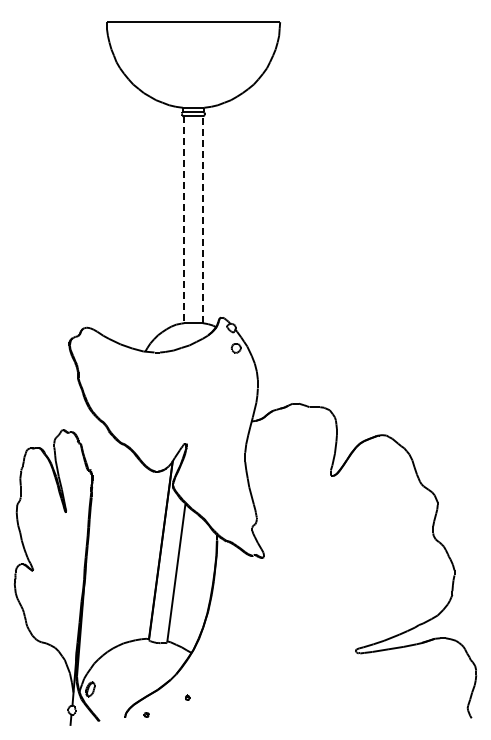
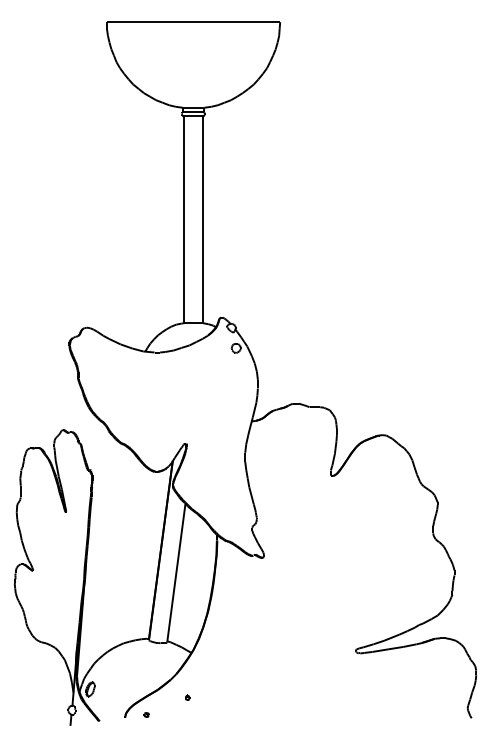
line: dashed -> solid (202, 219)
line: dashed -> solid (184, 220)
